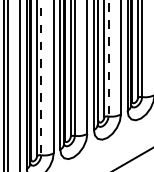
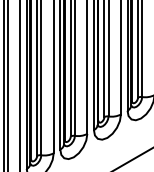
line: dashed -> solid (108, 58)
line: dashed -> solid (41, 78)
